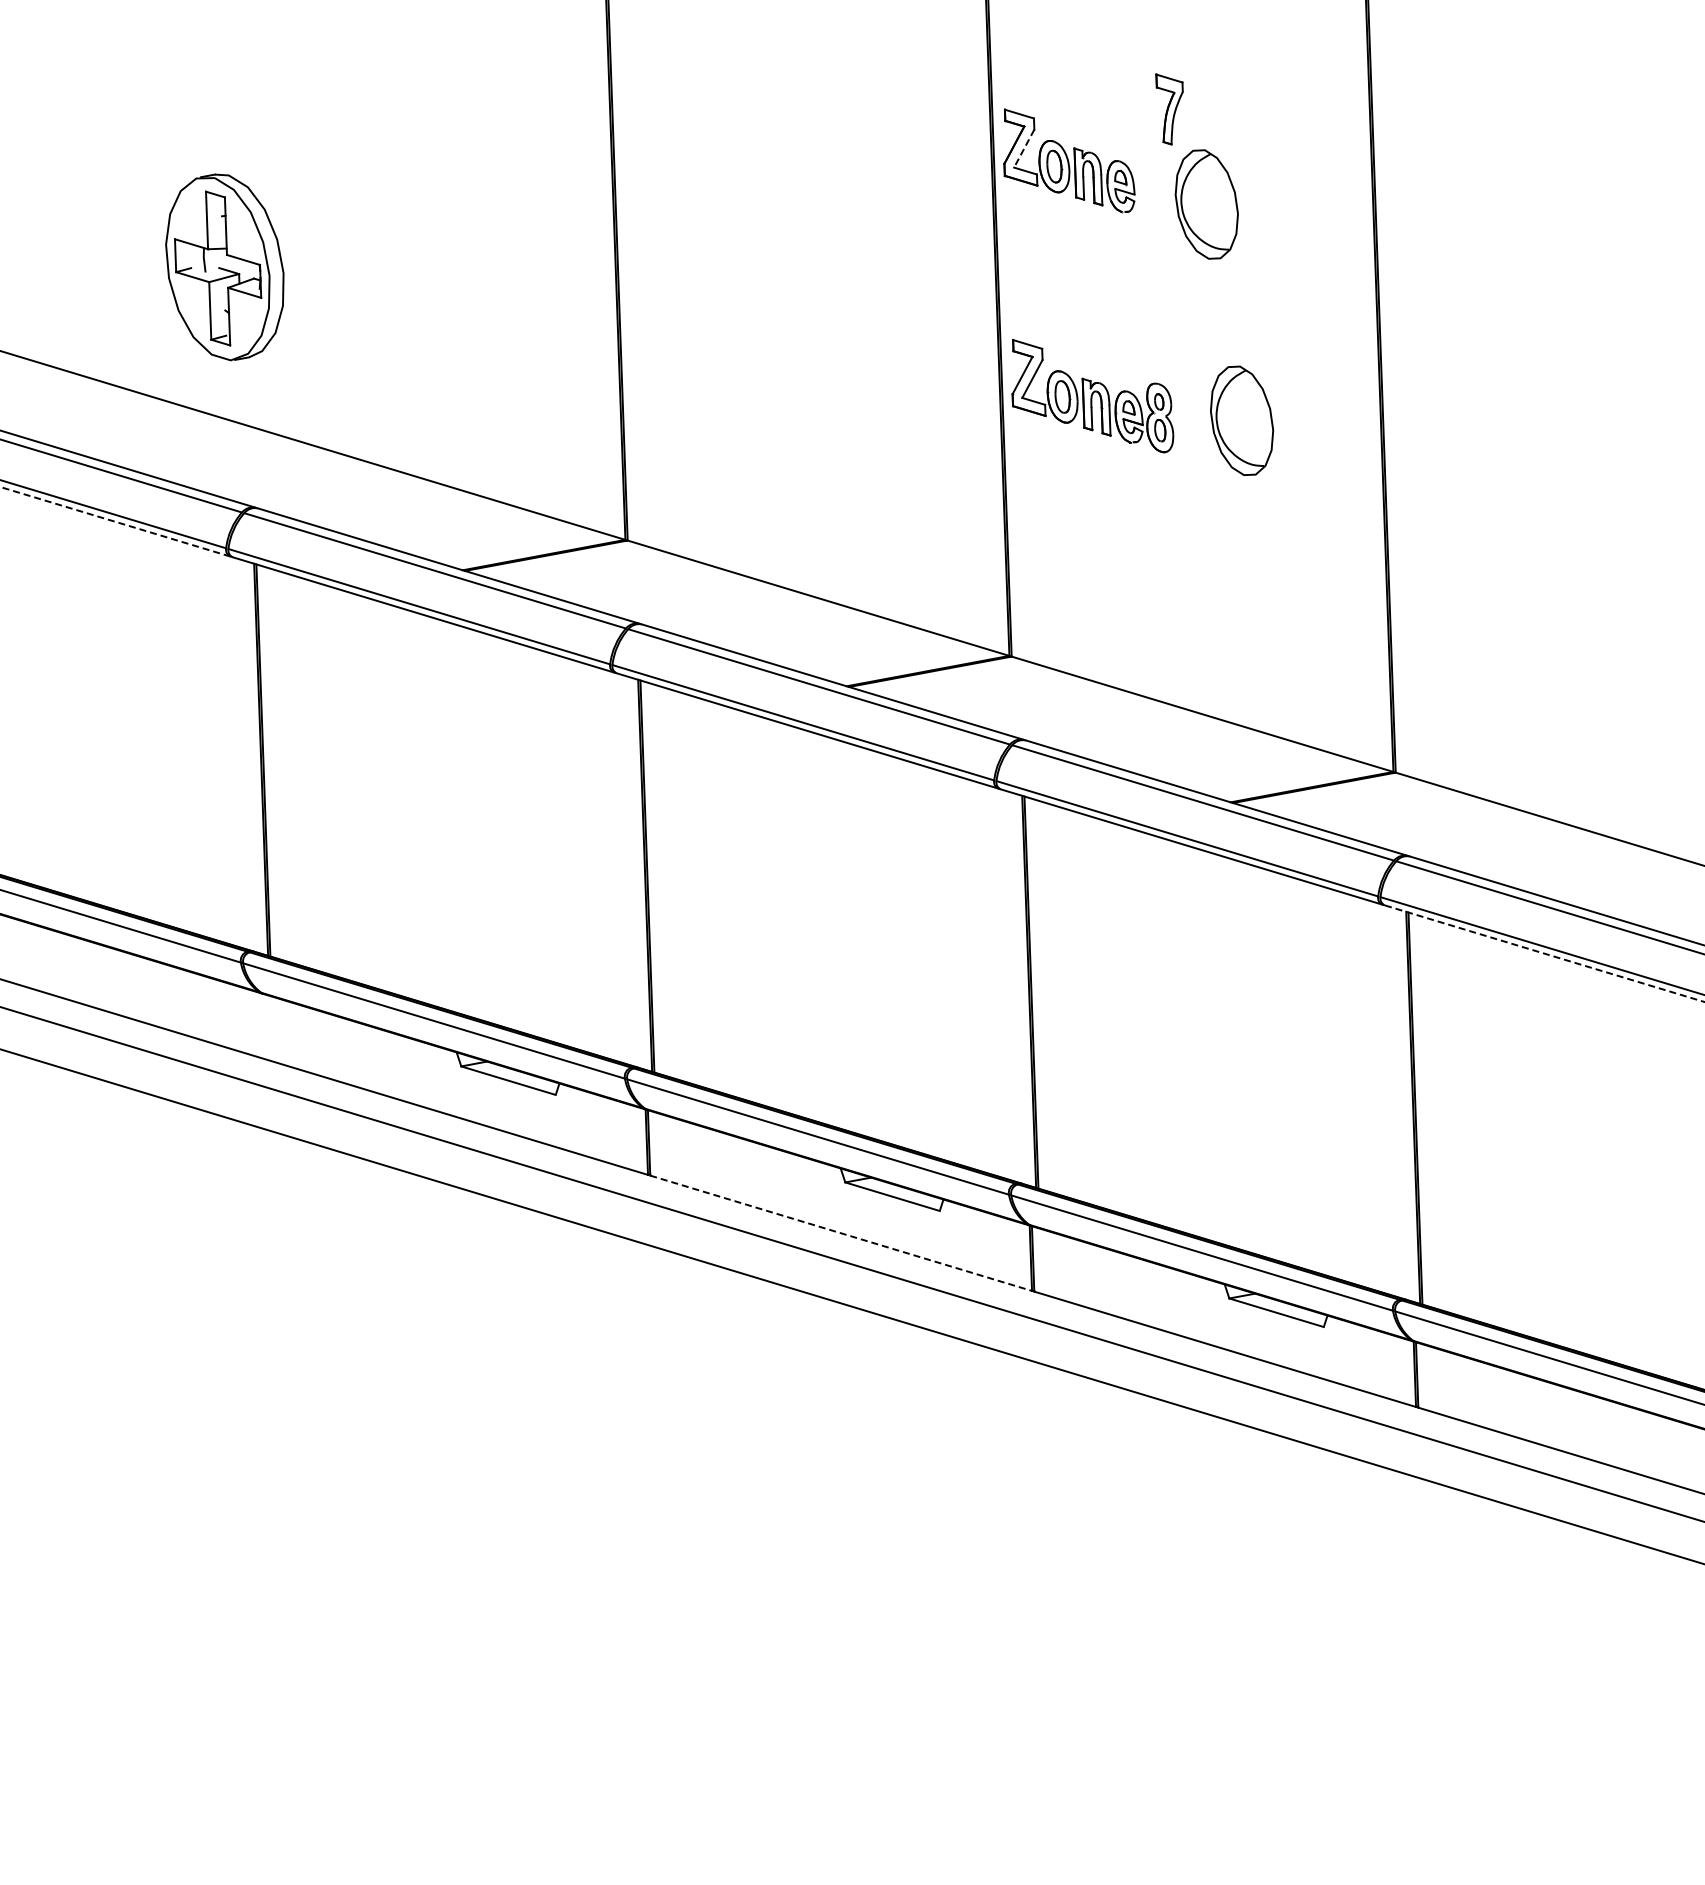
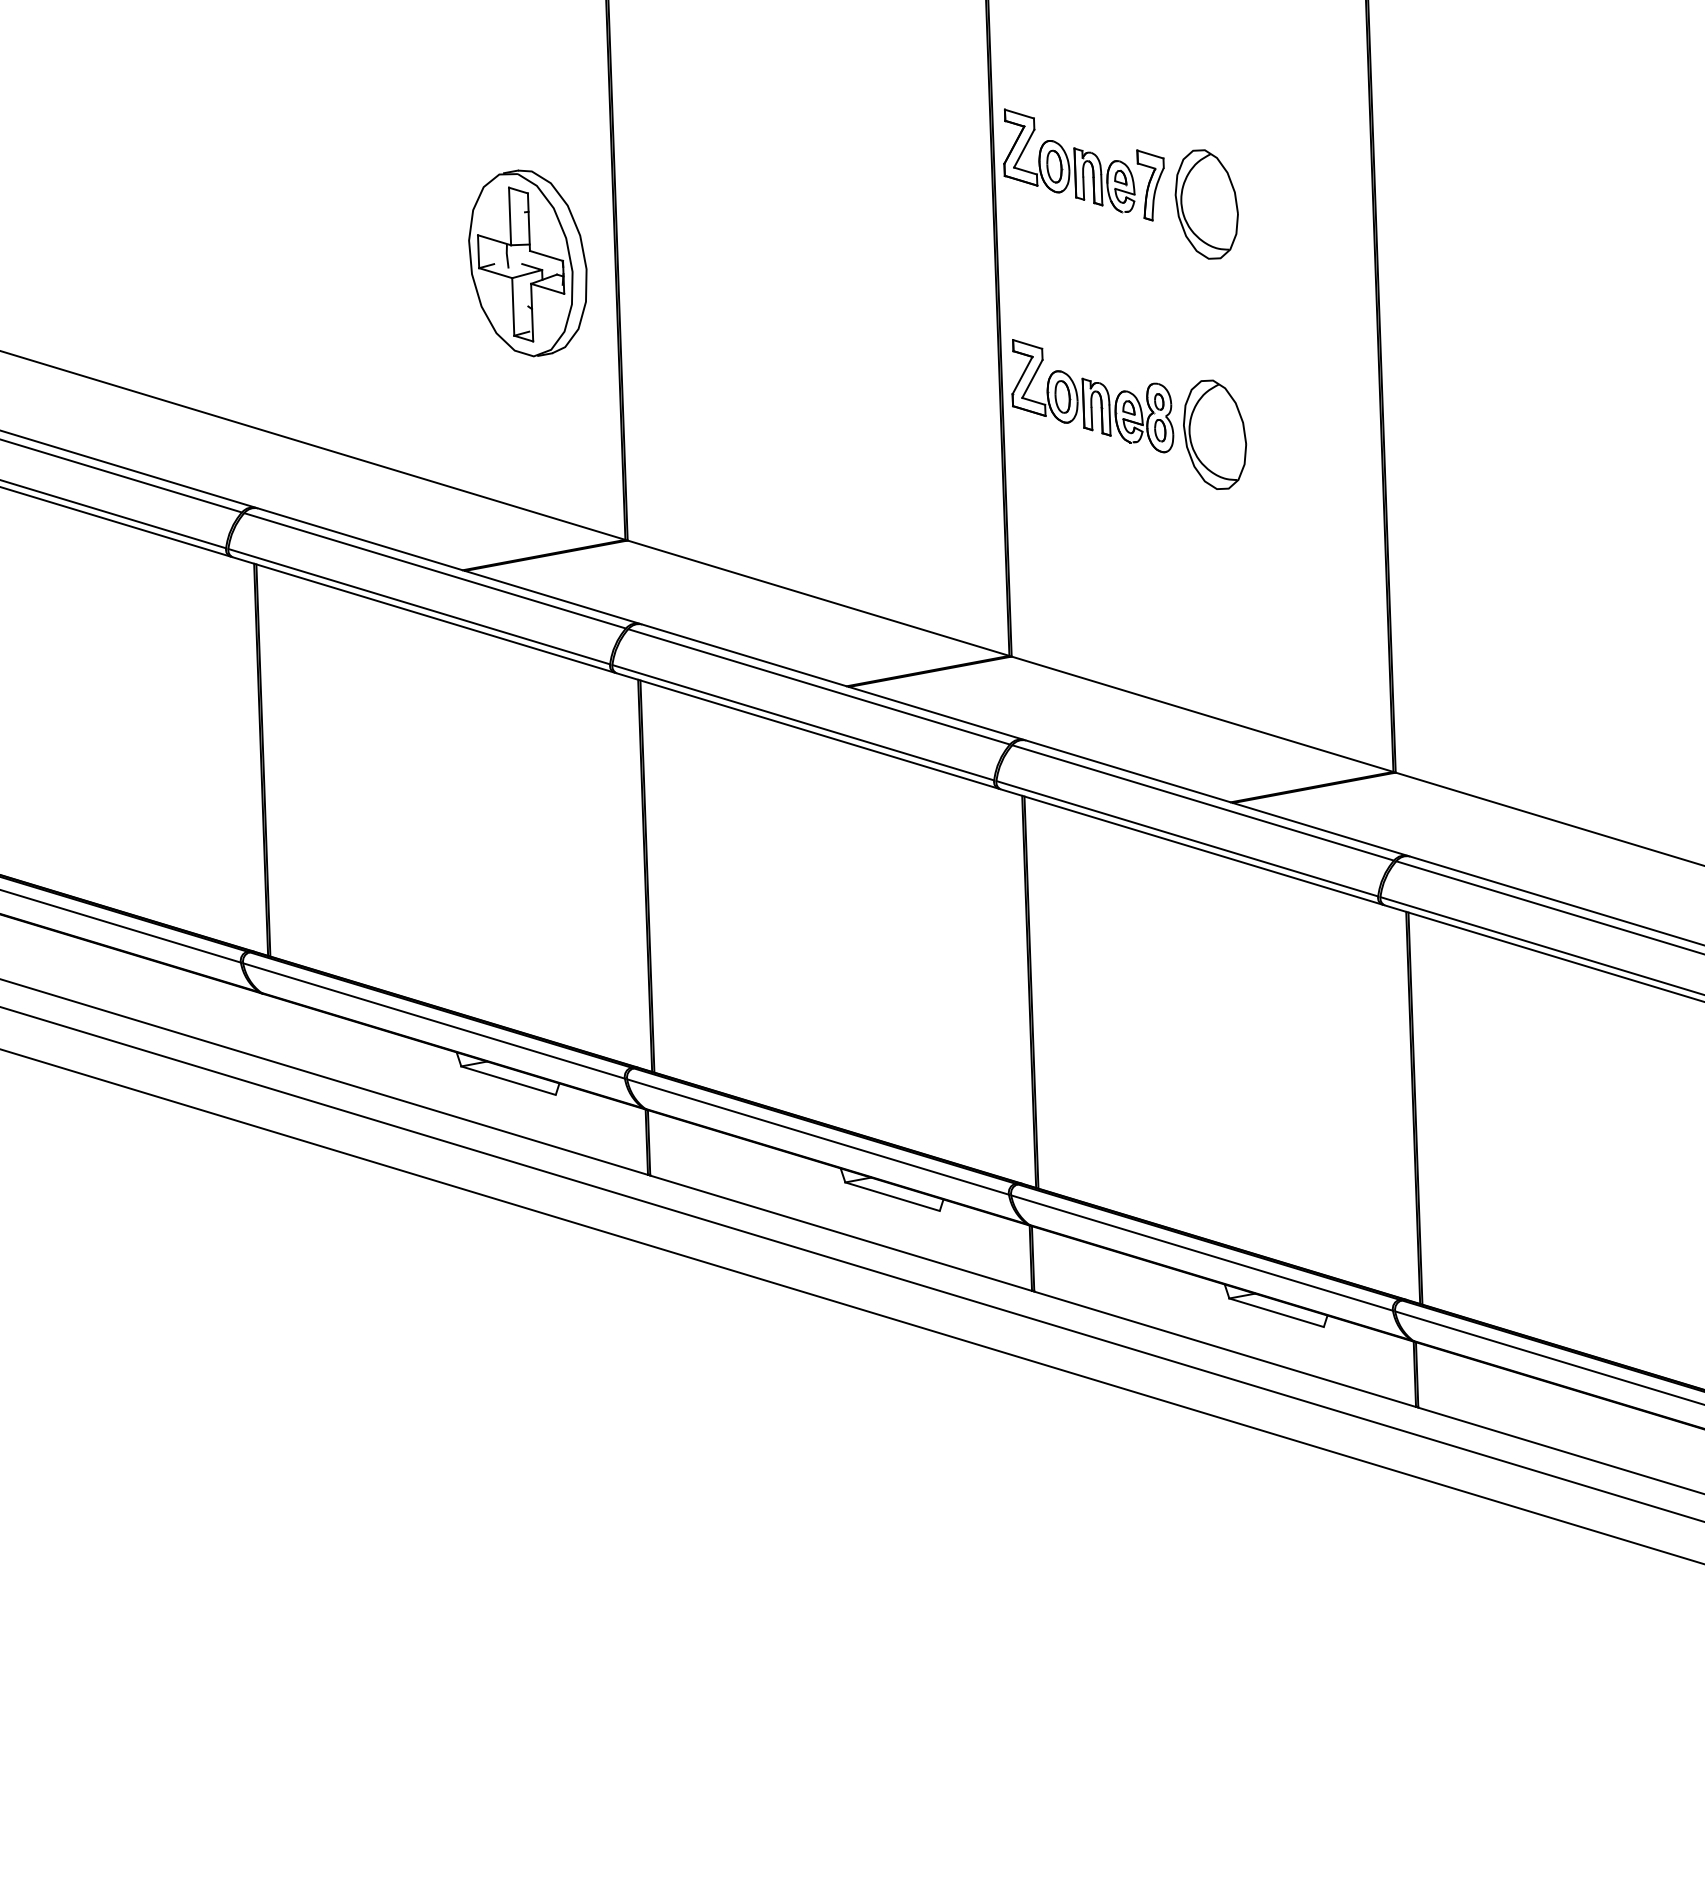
part position: (1169, 109) -> (1150, 185) (1150, 185)
line: dashed -> solid (1024, 148)
part position: (224, 267) -> (527, 263) (527, 263)
part position: (1242, 420) -> (1215, 434) (1215, 434)
line: dashed -> solid (115, 521)
line: dashed -> solid (1544, 953)
line: dashed -> solid (841, 1233)
